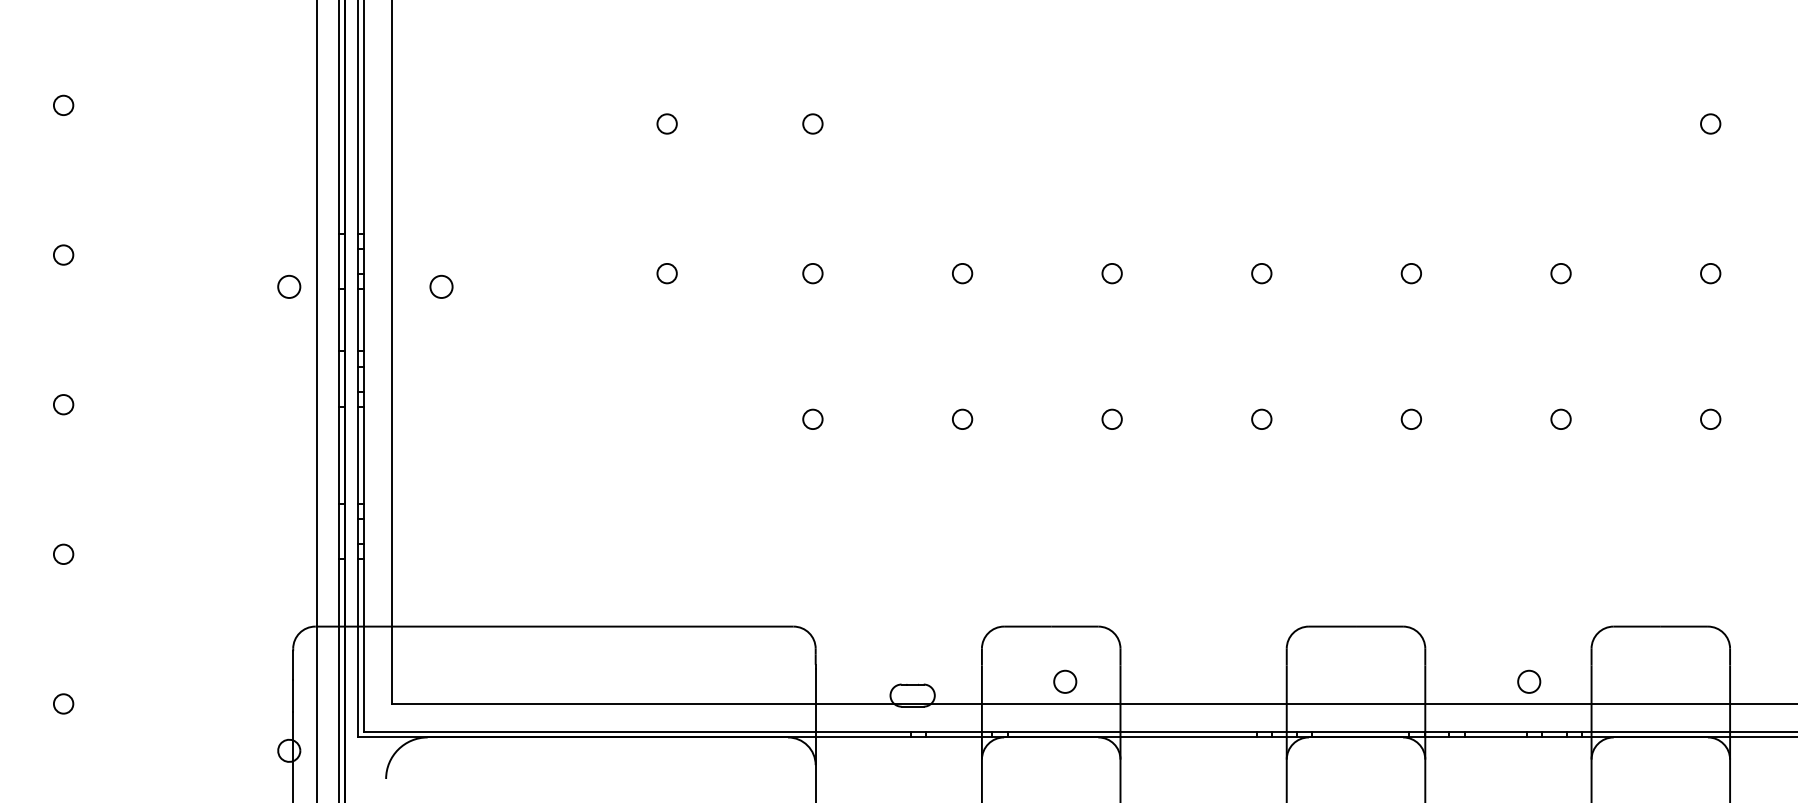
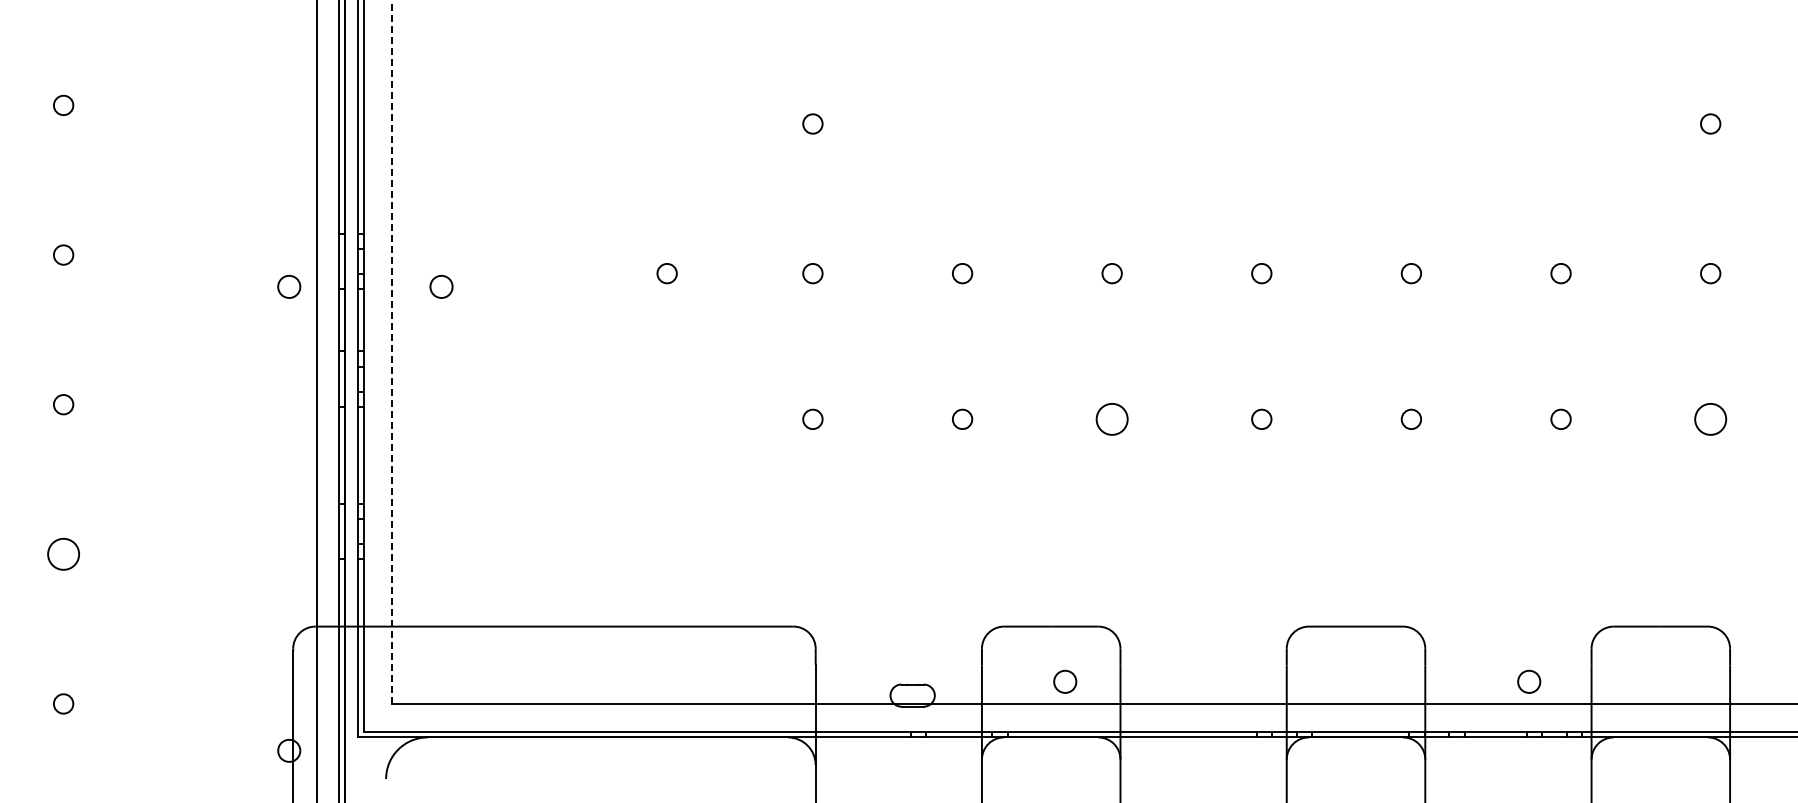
circle: present -> none (666, 123)
line: solid -> dashed (391, 352)
circle diameter: 19 px -> 31 px (1111, 418)
circle diameter: 19 px -> 31 px (1710, 418)
circle diameter: 19 px -> 31 px (63, 553)
